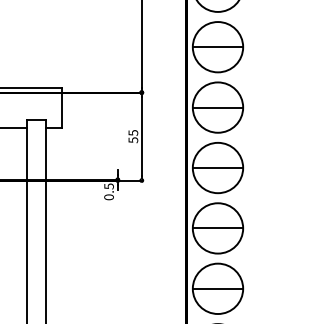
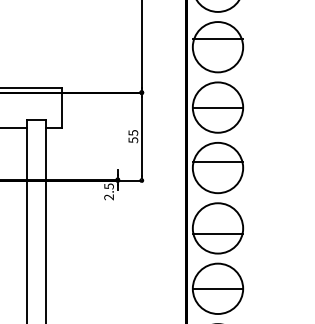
line position: (217, 47) -> (217, 39) (217, 39)
line position: (217, 168) -> (217, 162) (217, 162)
text: 0.5 -> 2.5 (108, 197)
line position: (217, 228) -> (217, 234) (217, 234)
